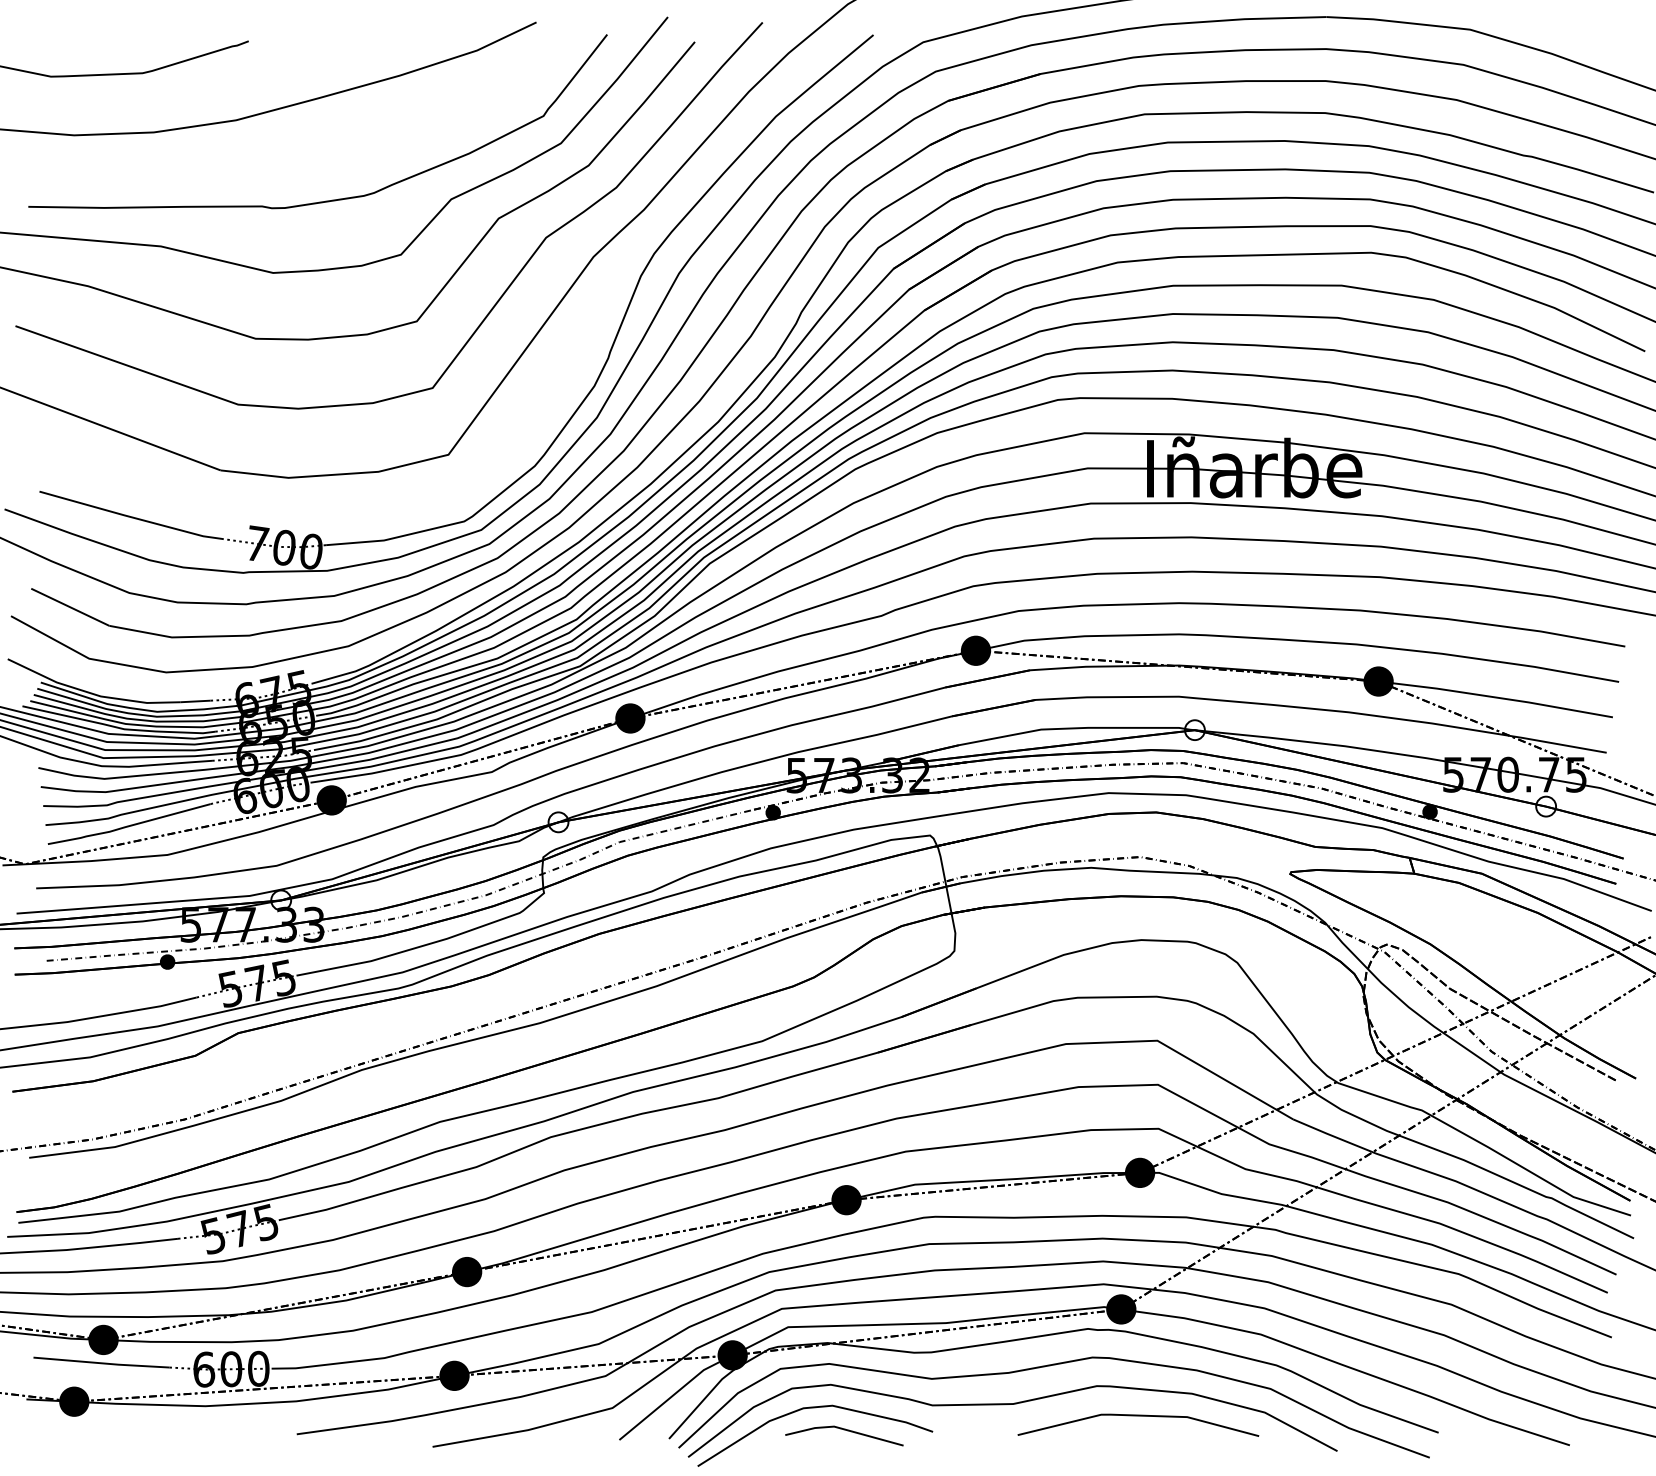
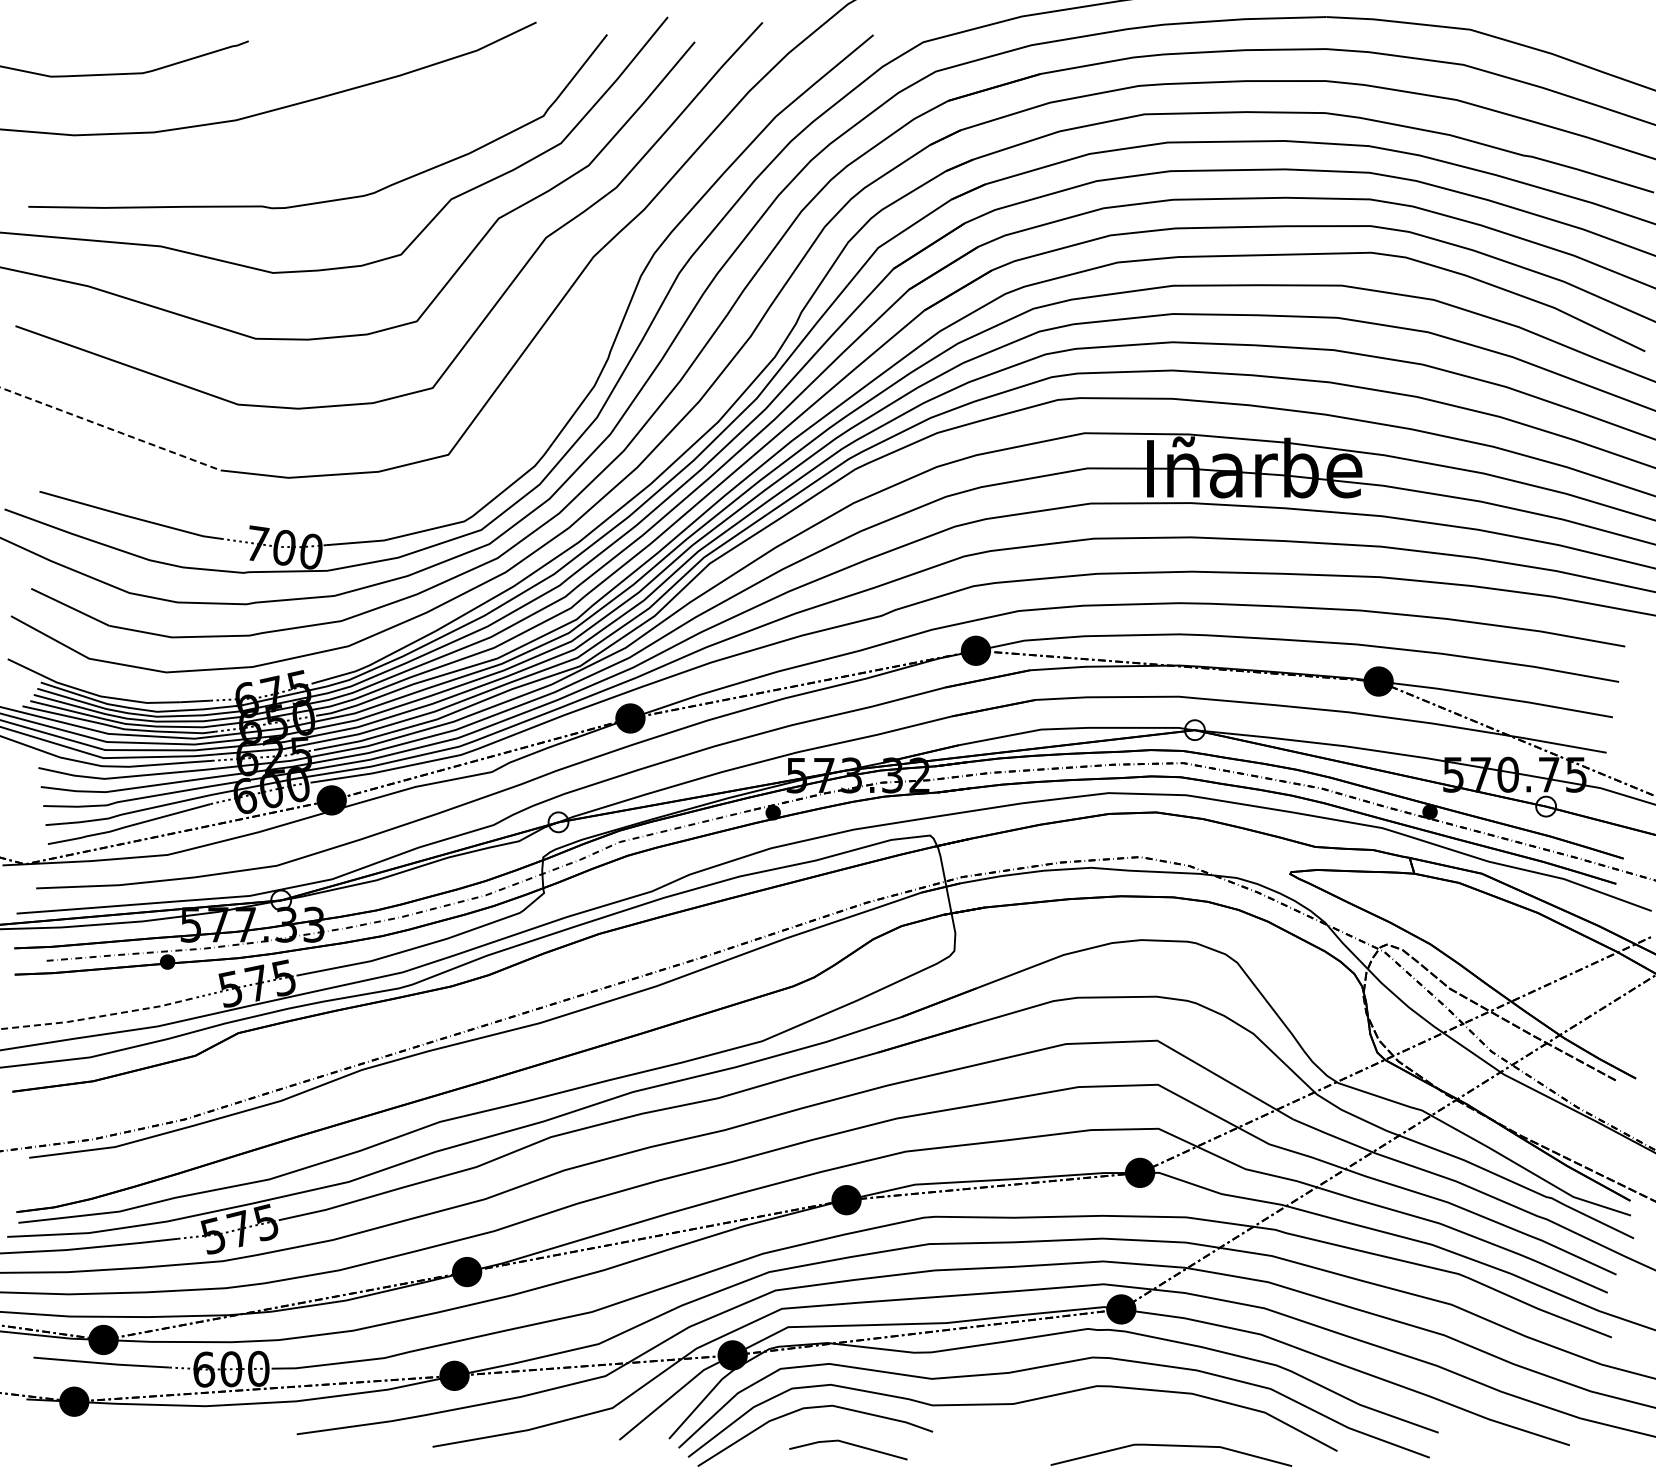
line: solid -> dashed (111, 429)
line: solid -> dashed (98, 1016)
line position: (1138, 1416) -> (1171, 1446) (1171, 1446)
line position: (844, 1430) -> (848, 1444) (848, 1444)
